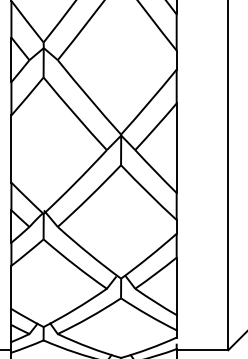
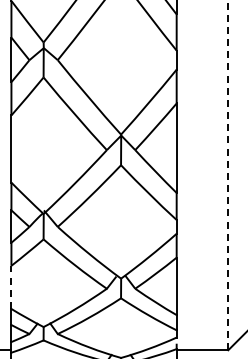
line: solid -> dashed (228, 175)
line: solid -> dashed (11, 287)
